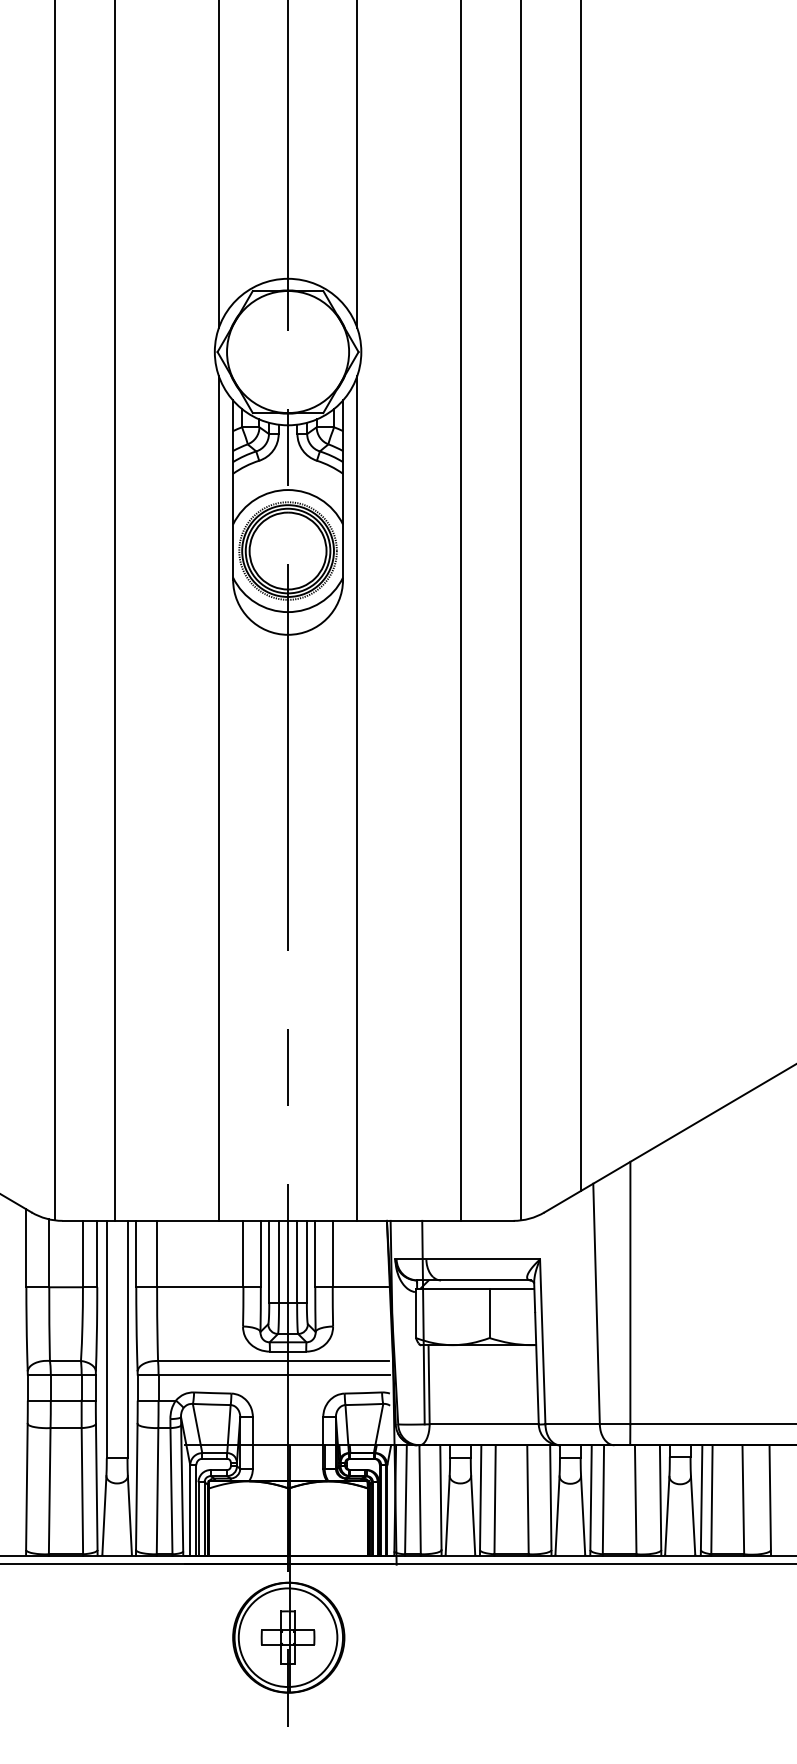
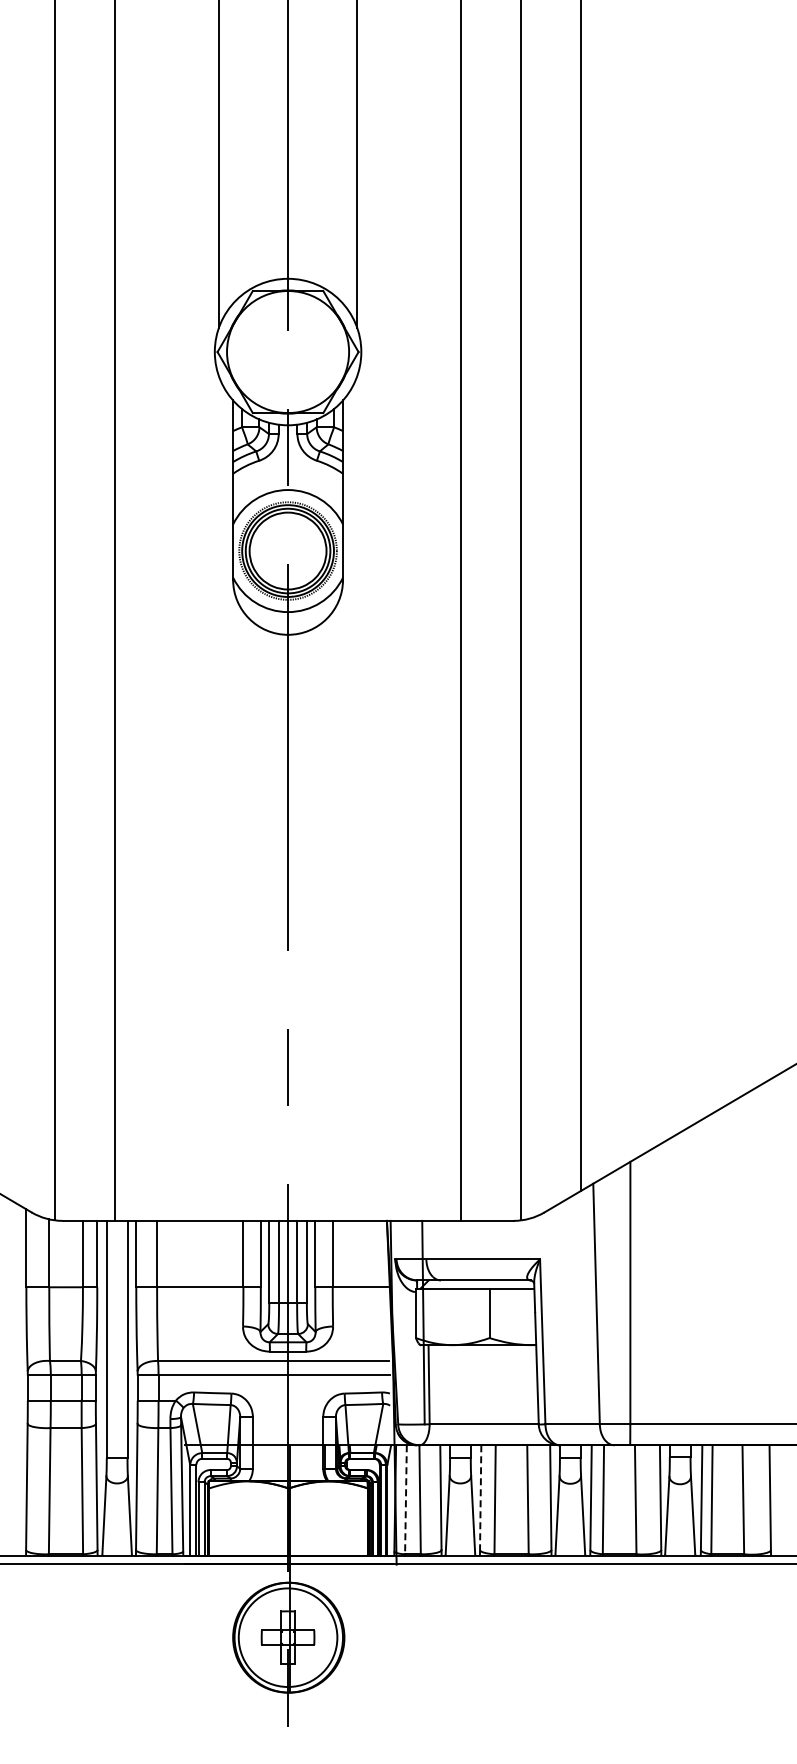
line: present -> none (218, 798)
line: present -> none (357, 798)
line: solid -> dashed (480, 1498)
line: solid -> dashed (405, 1499)
